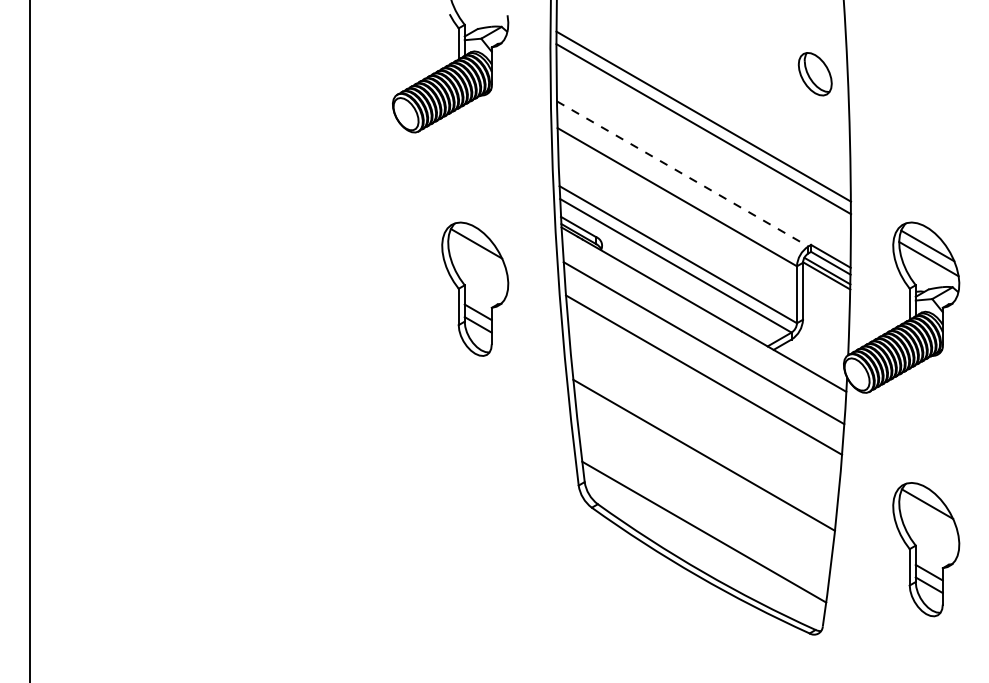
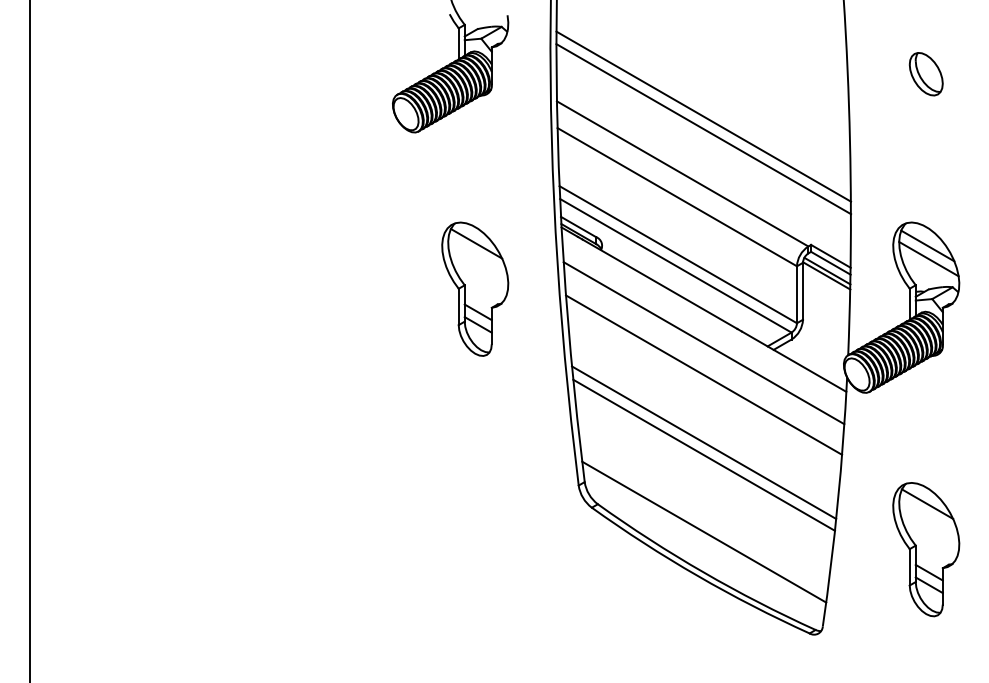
part position: (814, 74) -> (925, 74) (925, 74)
line: dashed -> solid (683, 174)
line: none -> present (704, 442)
